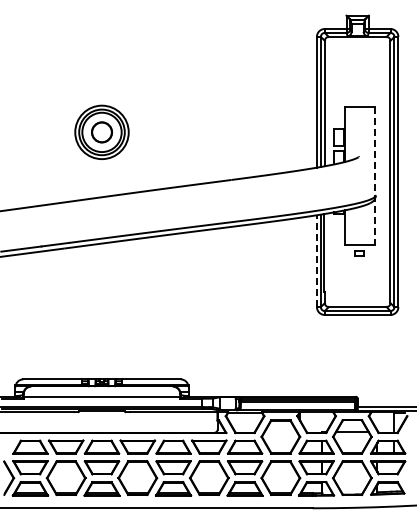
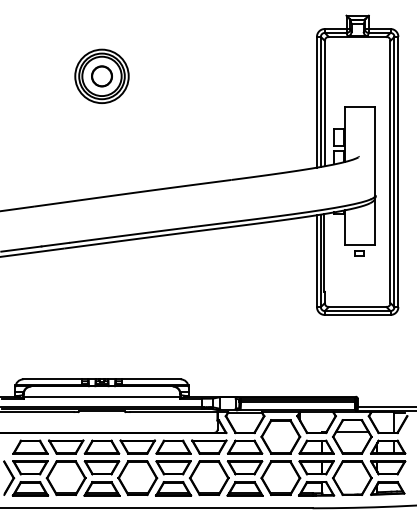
part position: (101, 131) -> (101, 75) (101, 75)
line: dashed -> solid (375, 176)
line: dashed -> solid (316, 261)
